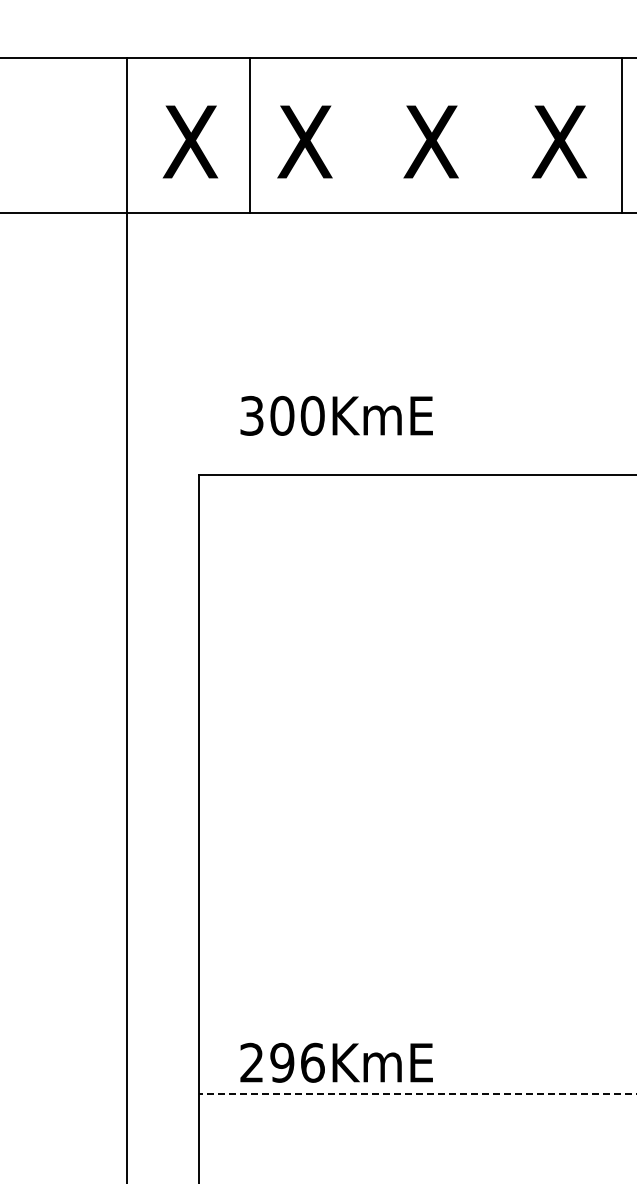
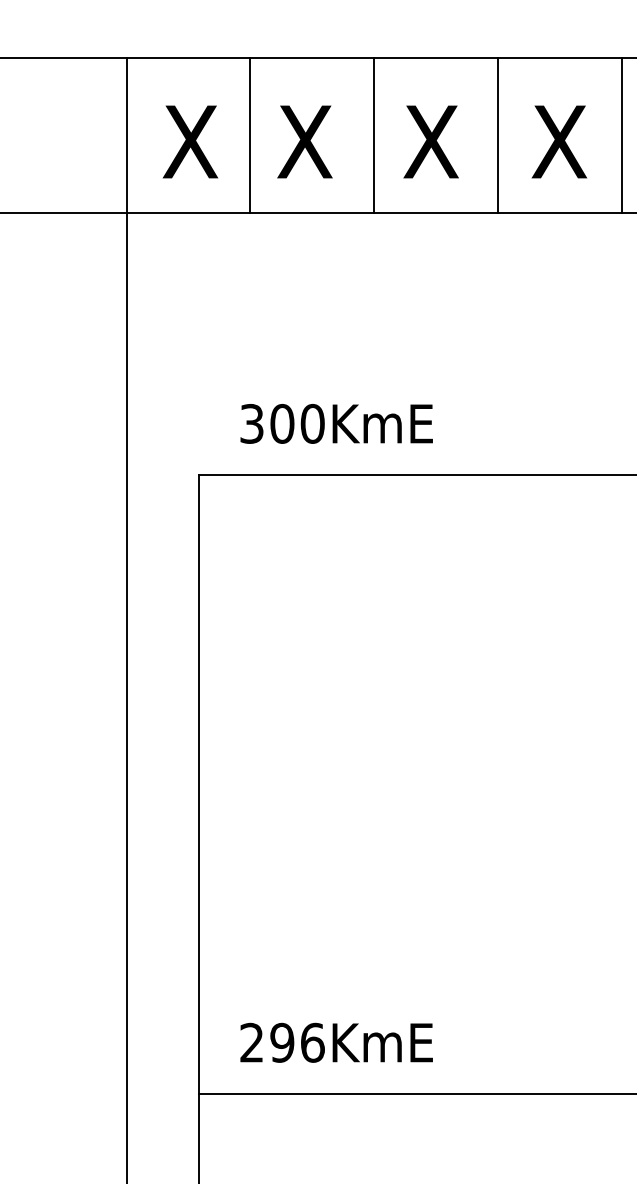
line: none -> present (374, 135)
line: none -> present (498, 135)
text position: (336, 415) -> (336, 423) (336, 423)
text position: (336, 1062) -> (336, 1042) (336, 1042)
line: dashed -> solid (417, 1093)
